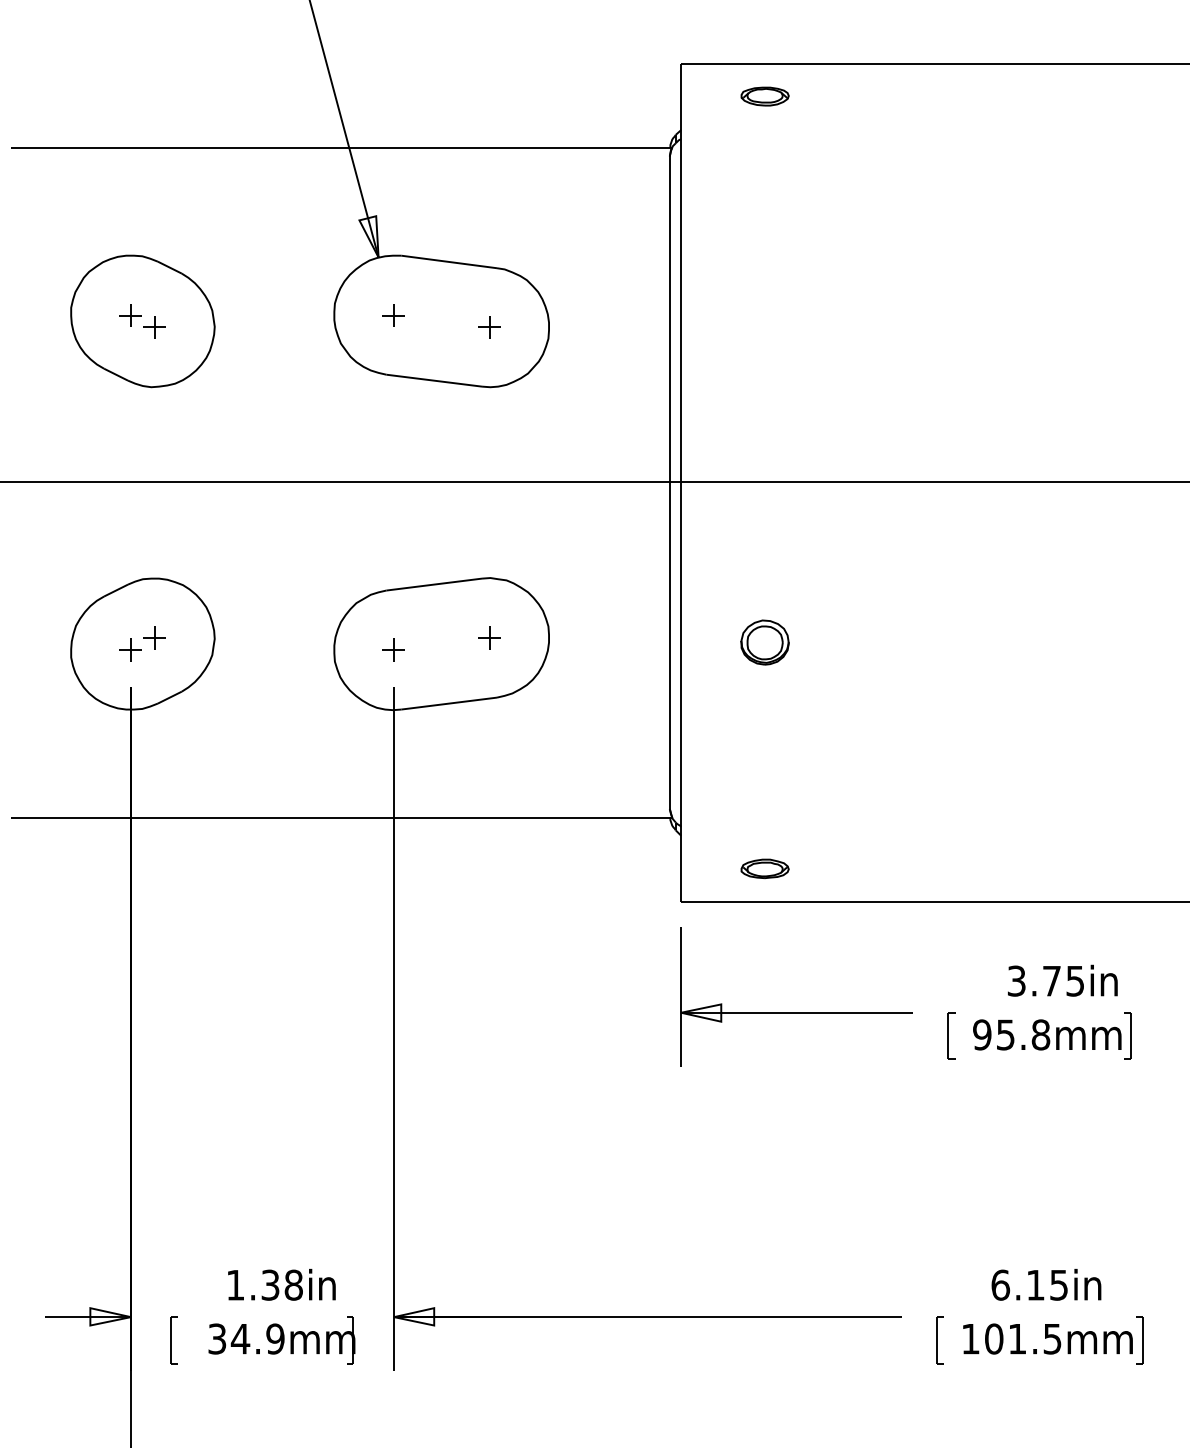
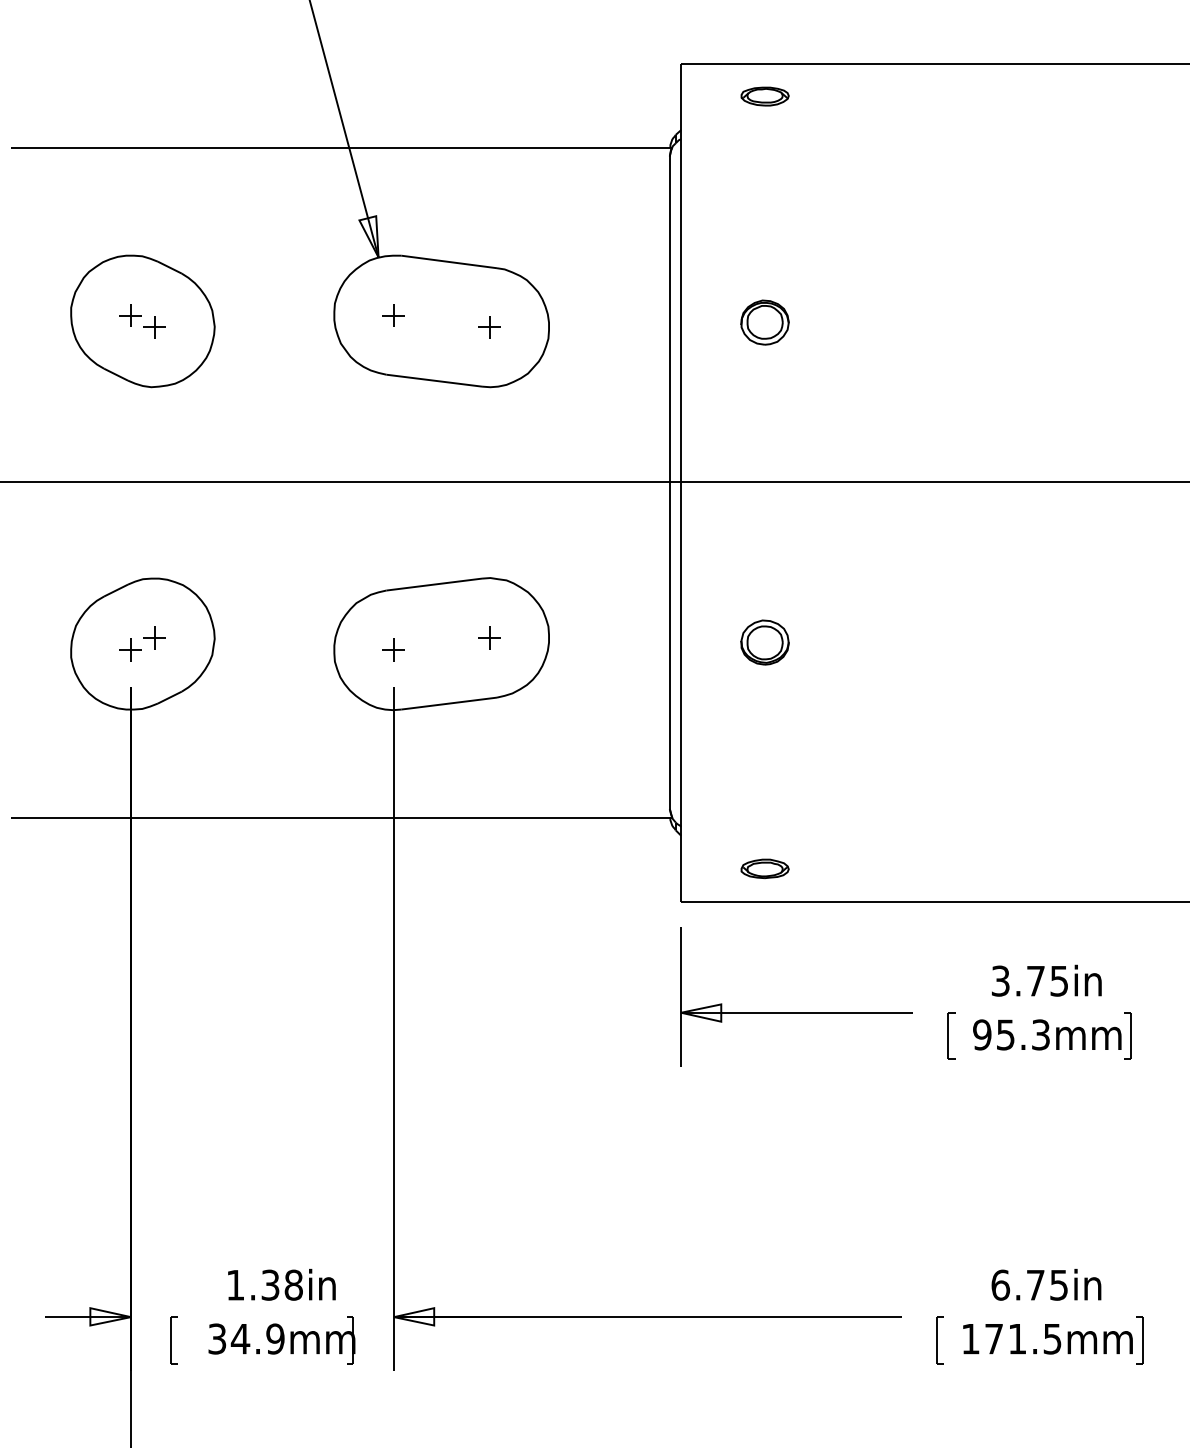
part: none -> present (764, 322)
text position: (1062, 980) -> (1046, 980) (1046, 980)
text: 95.8mm -> 95.3mm (1040, 1034)
text: 6.15in -> 6.75in (1035, 1285)
text: 101.5mm -> 171.5mm (994, 1338)
